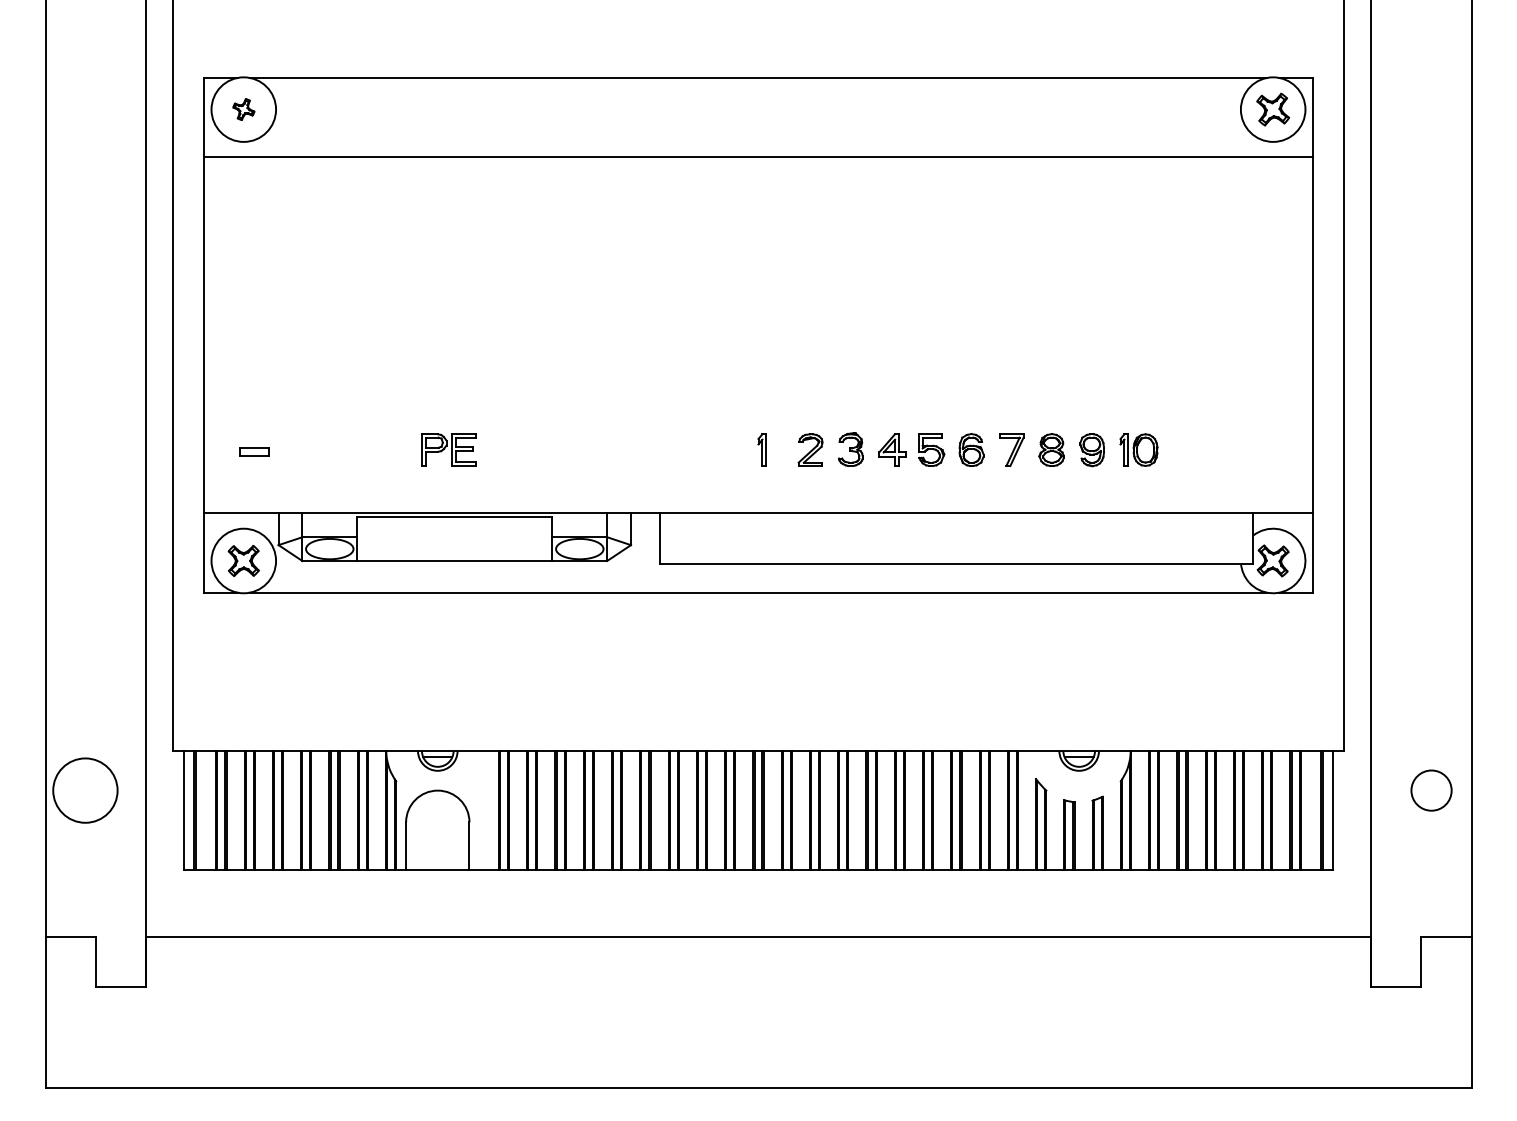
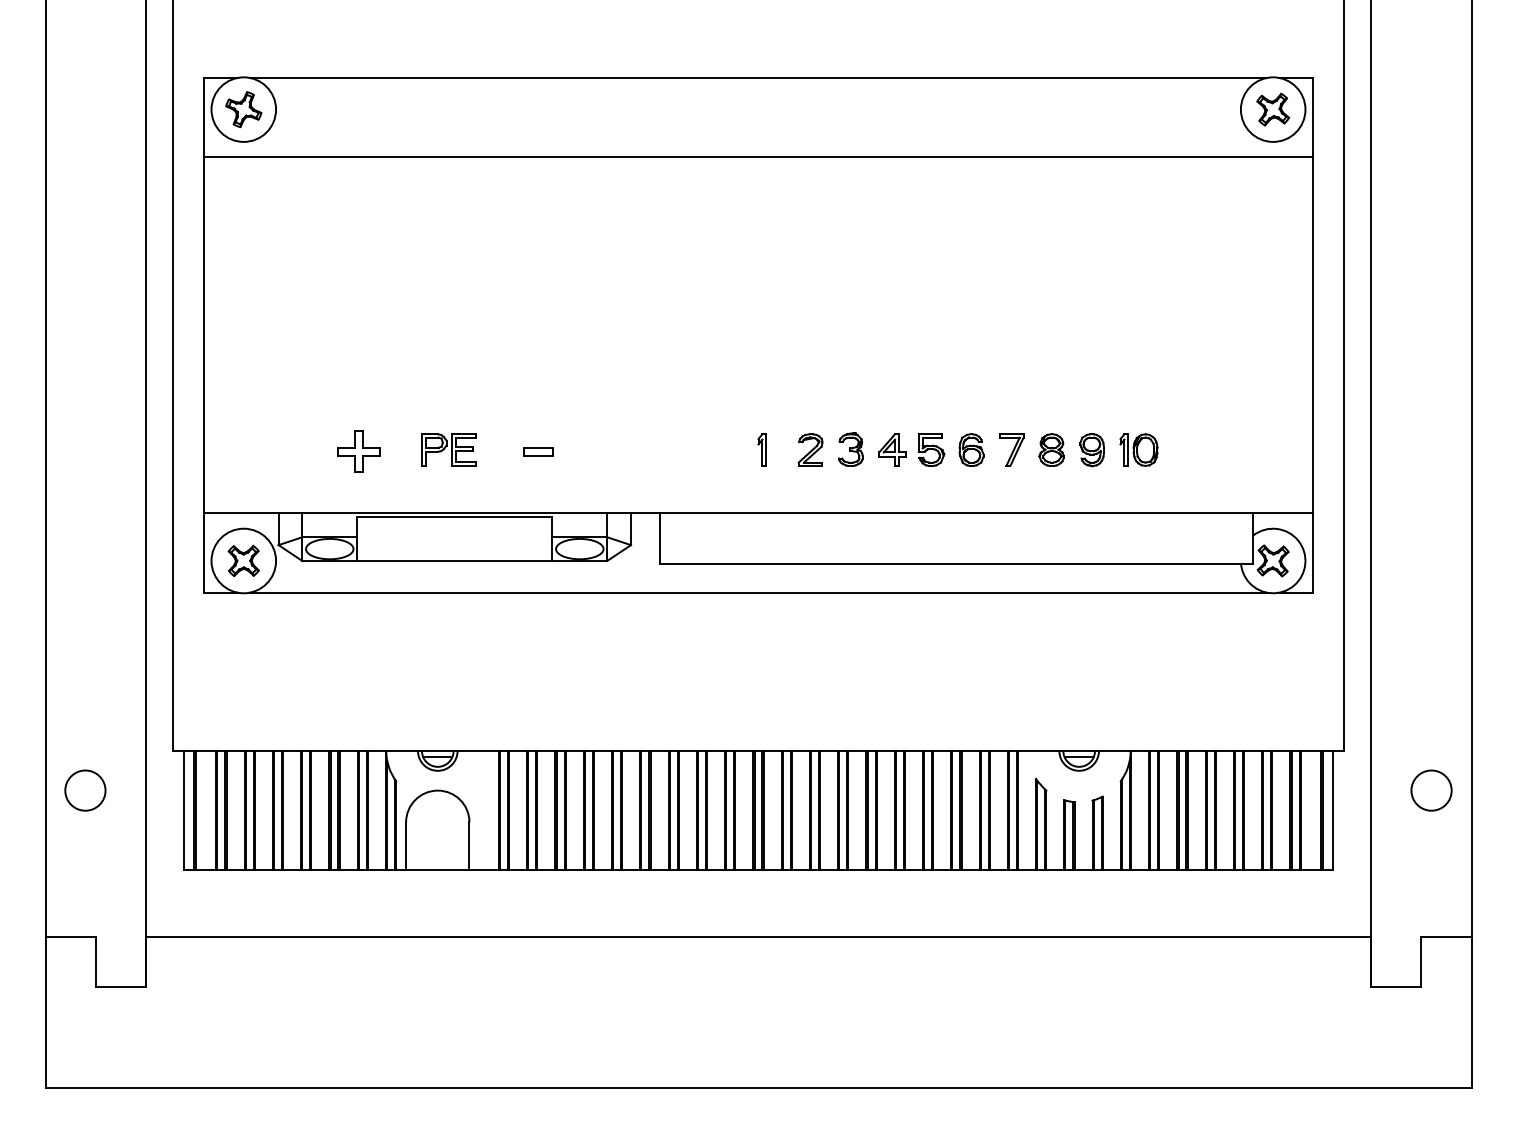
part size: 24x23 px -> 38x37 px (243, 109)
part position: (254, 451) -> (538, 451) (538, 451)
part: none -> present (358, 451)
circle diameter: 64 px -> 40 px (85, 790)
